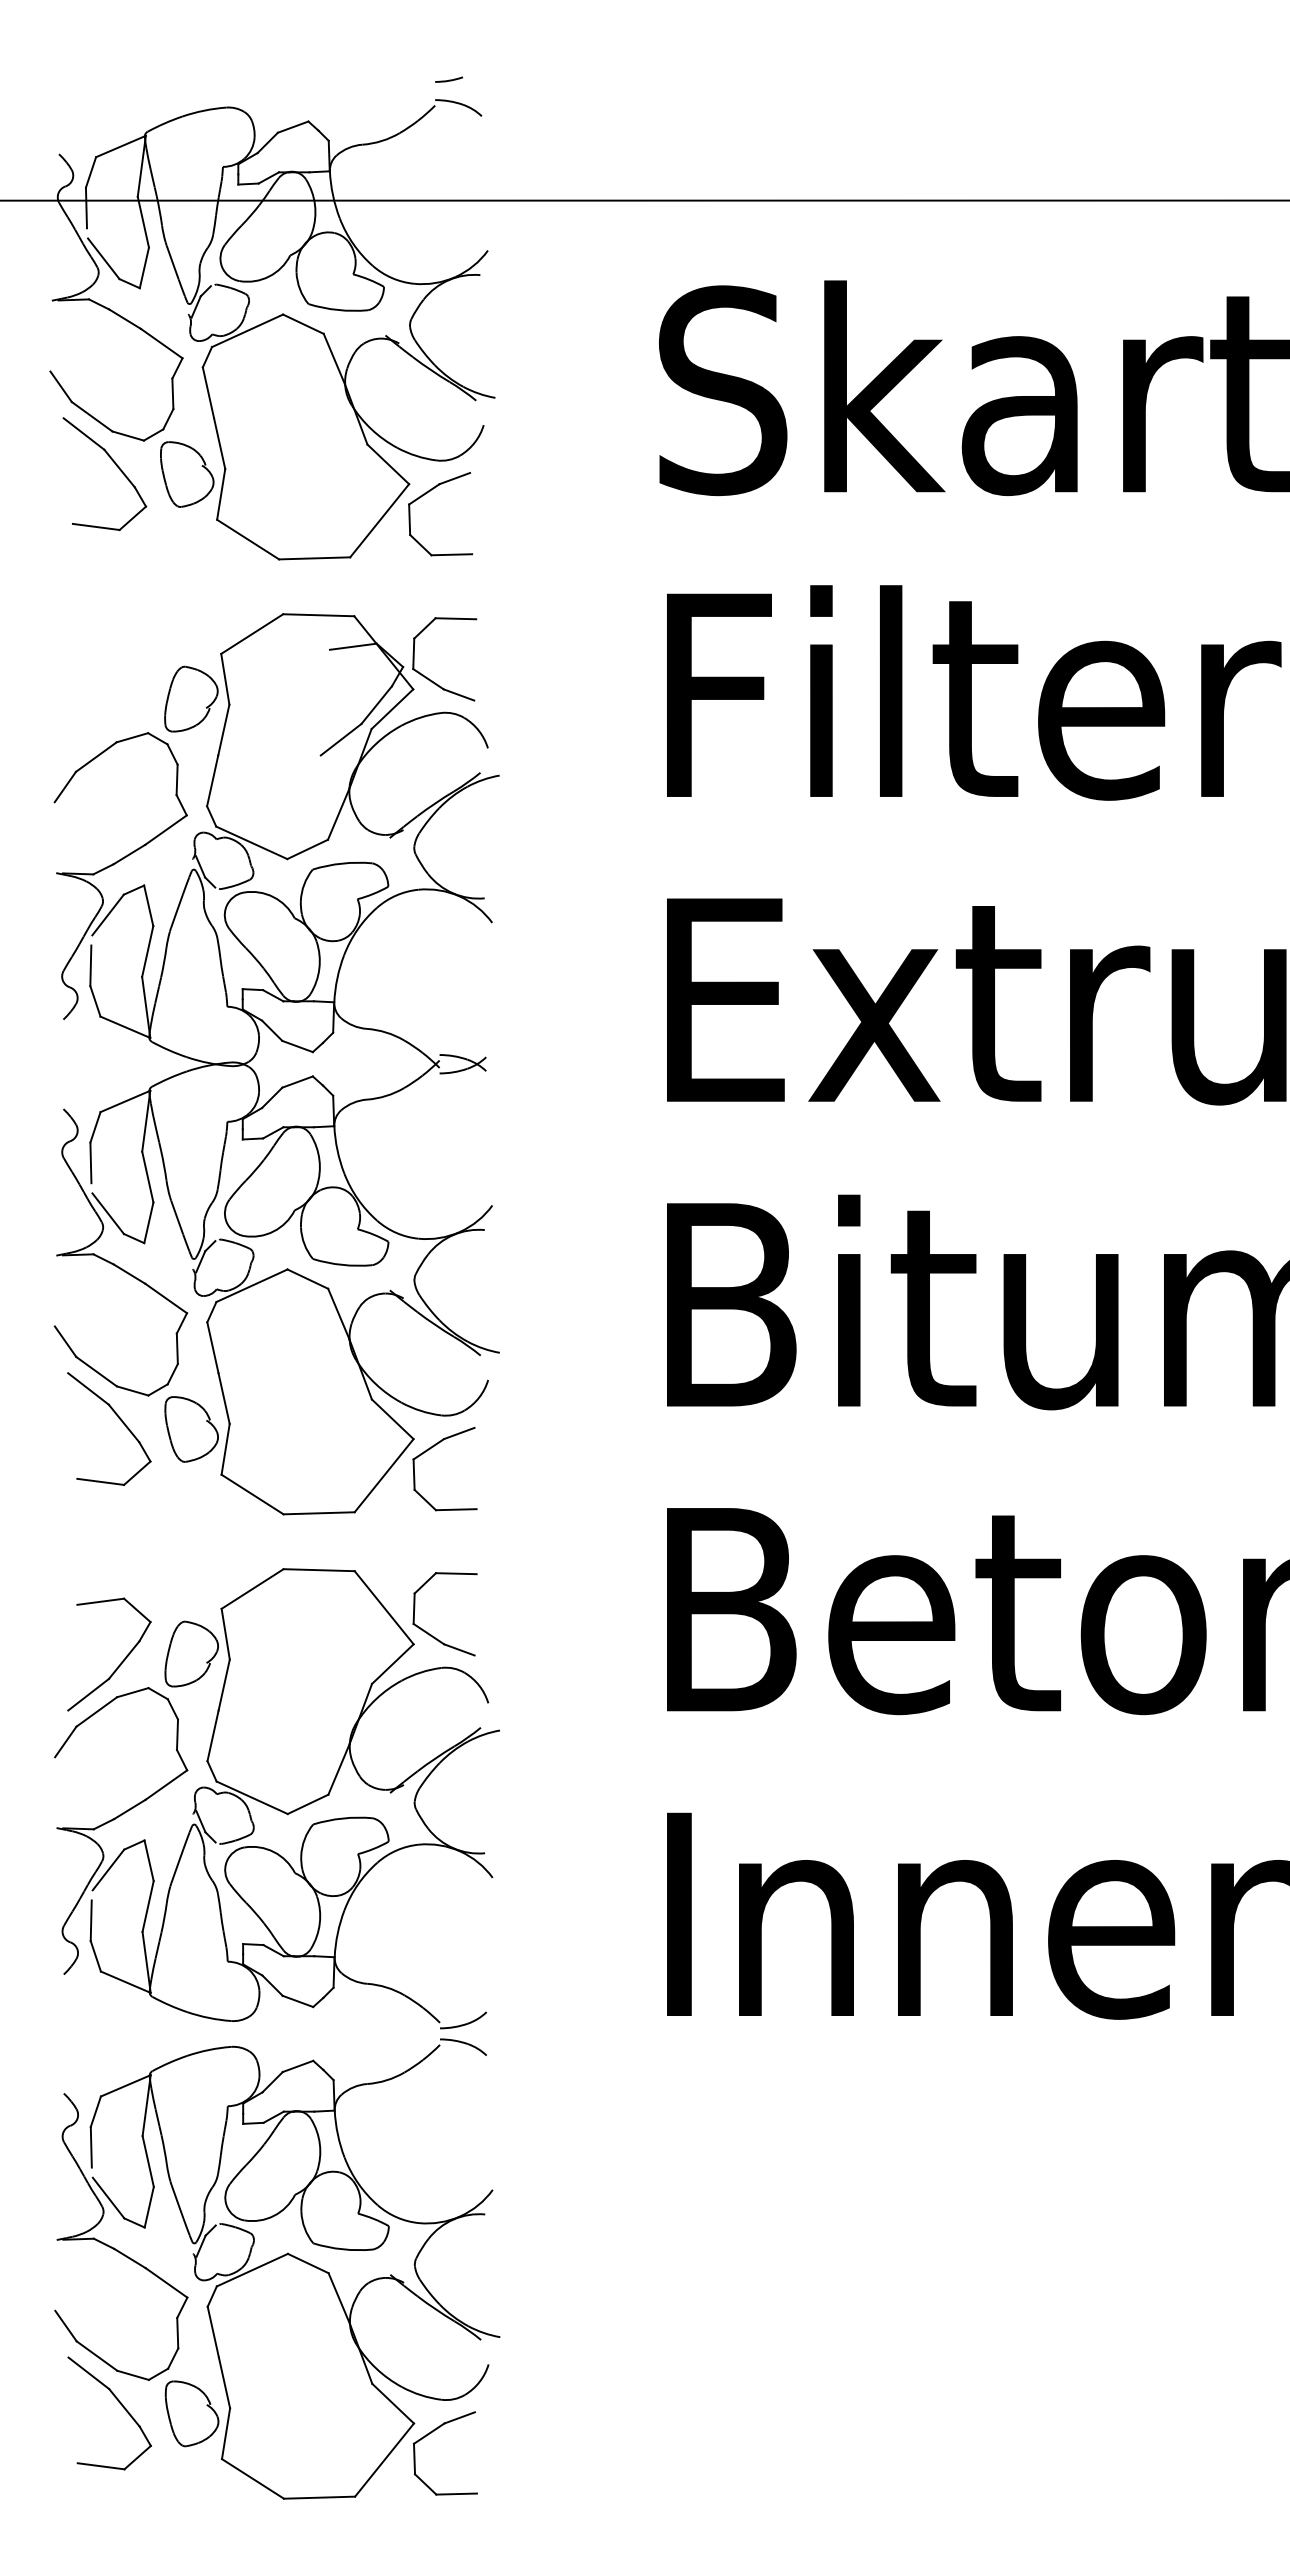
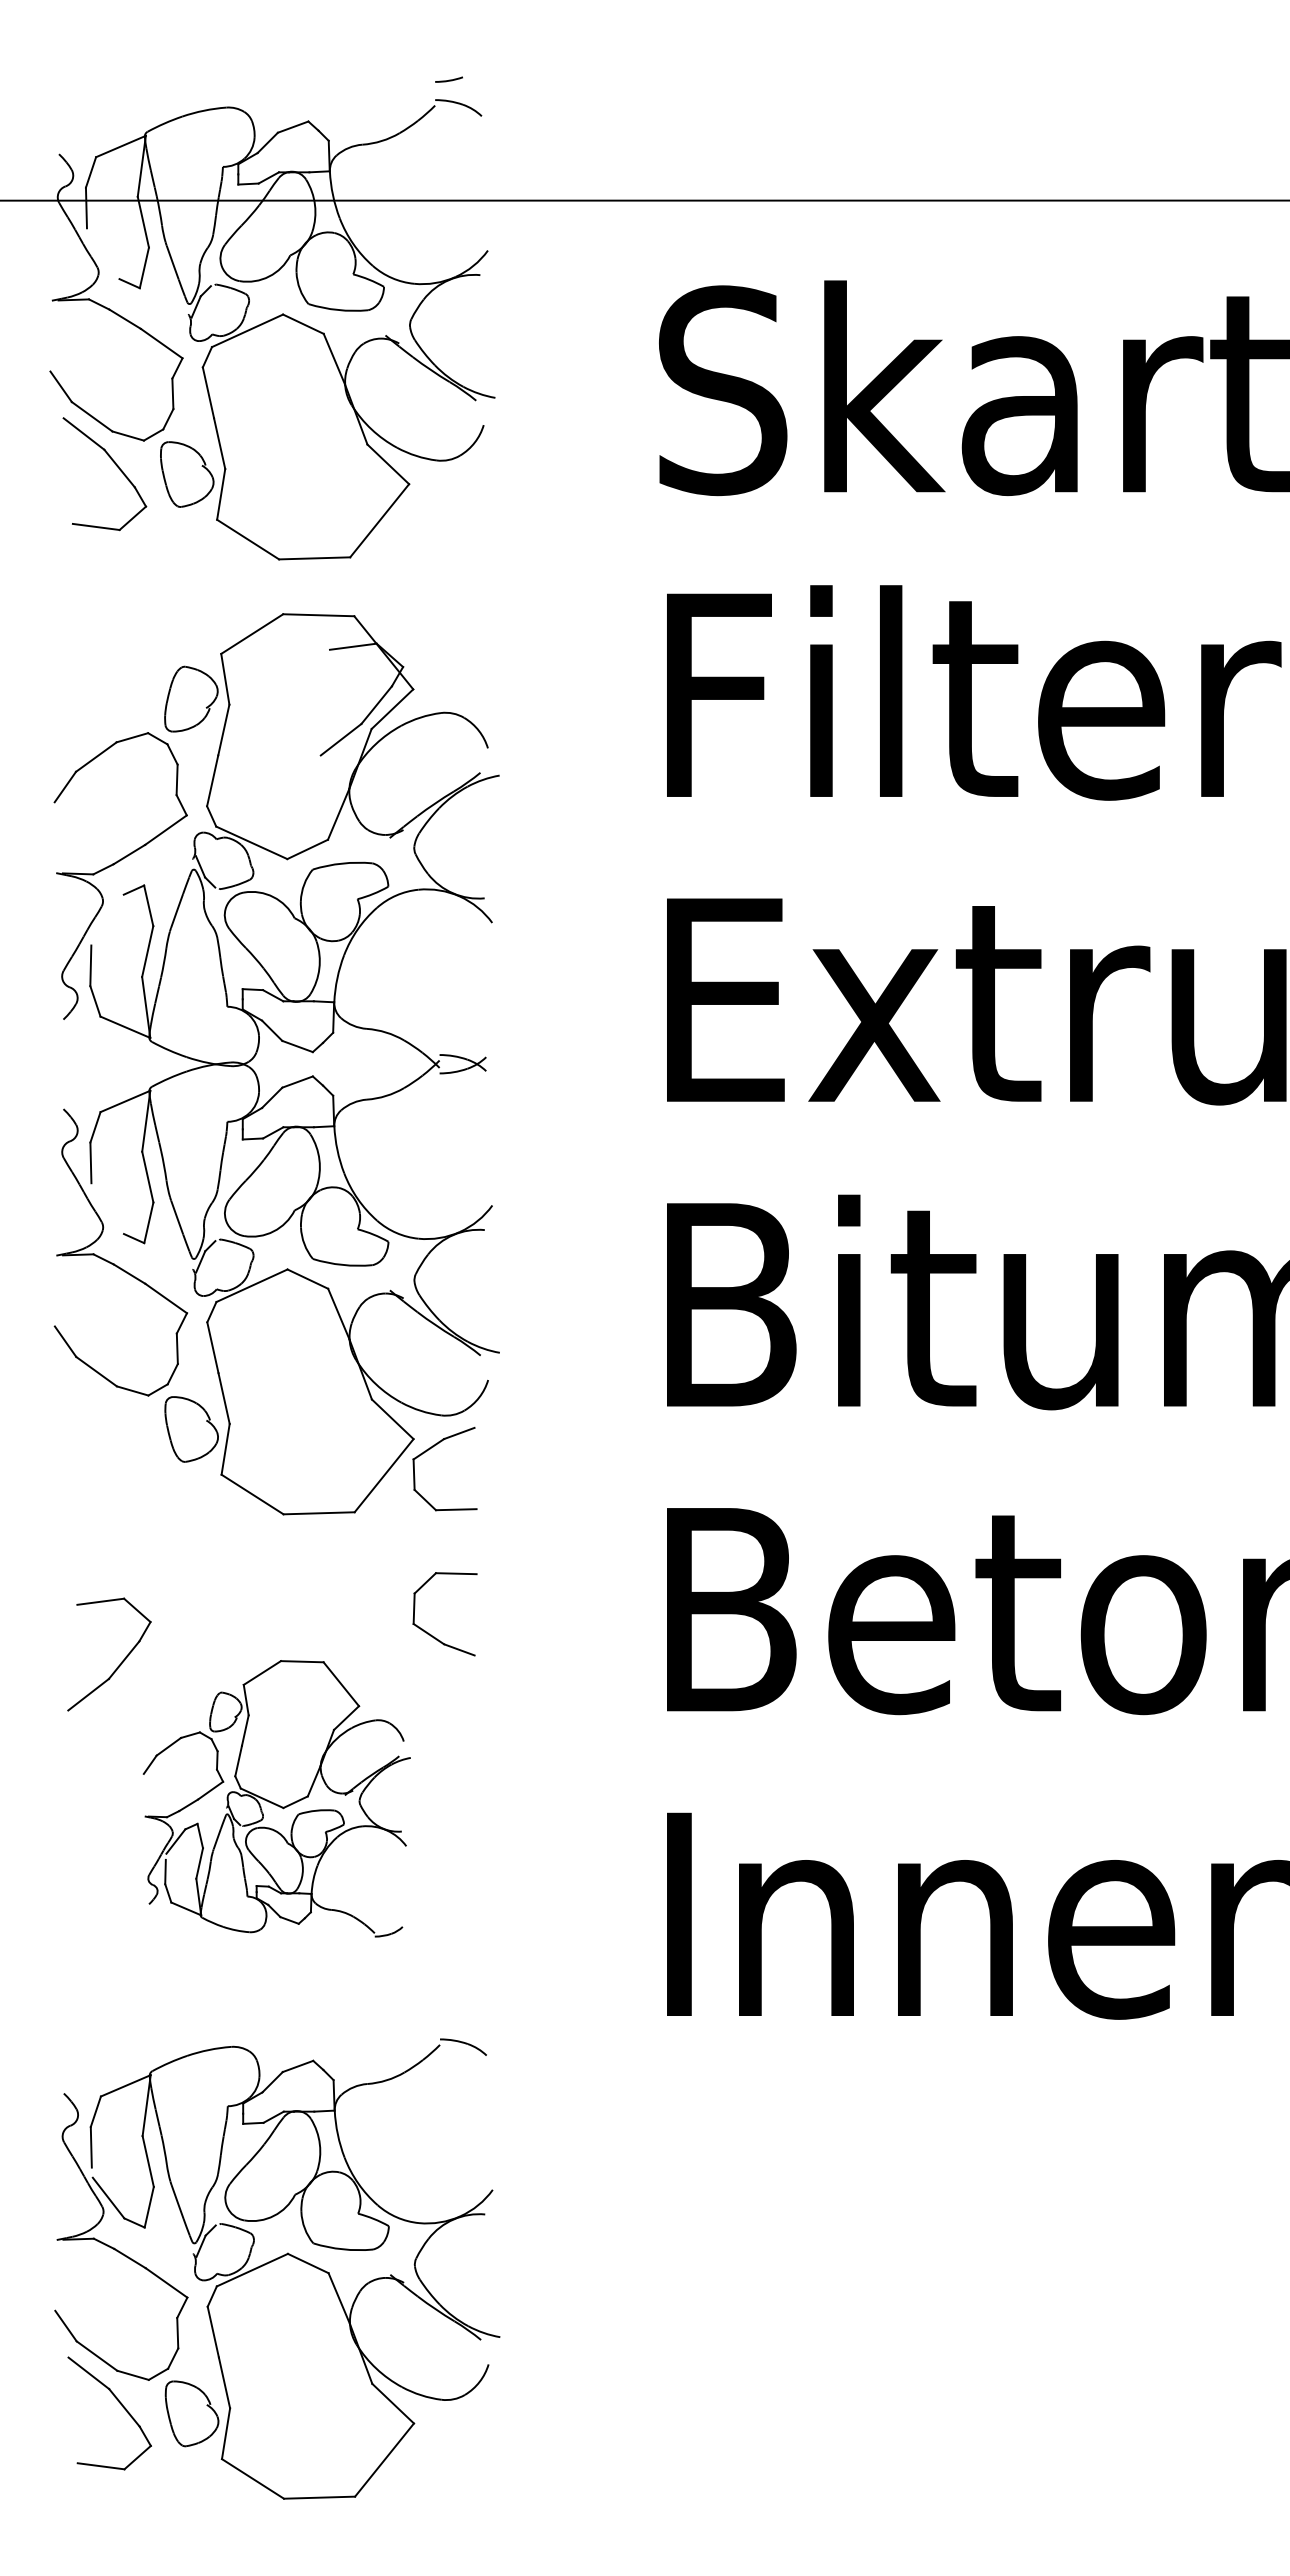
line: present -> none (103, 258)
part: present -> none (426, 494)
part: present -> none (432, 680)
line: present -> none (107, 914)
line: present -> none (107, 1213)
part: present -> none (118, 1418)
part size: 446x462 px -> 269x278 px (276, 1798)
part: present -> none (431, 2433)
